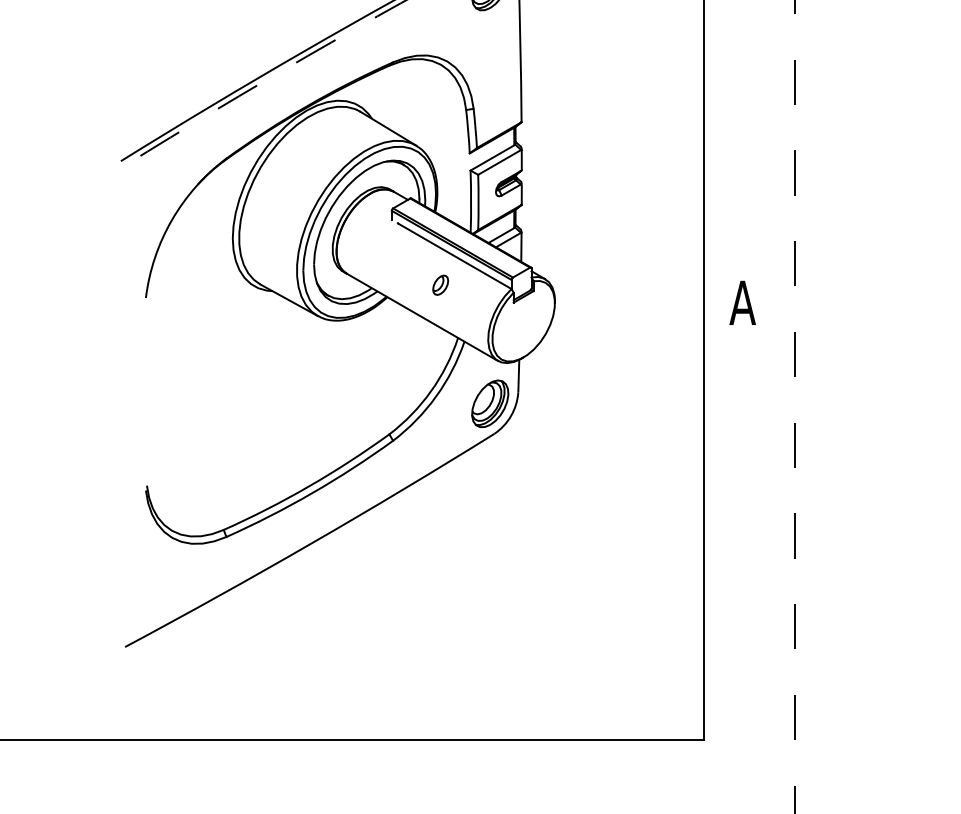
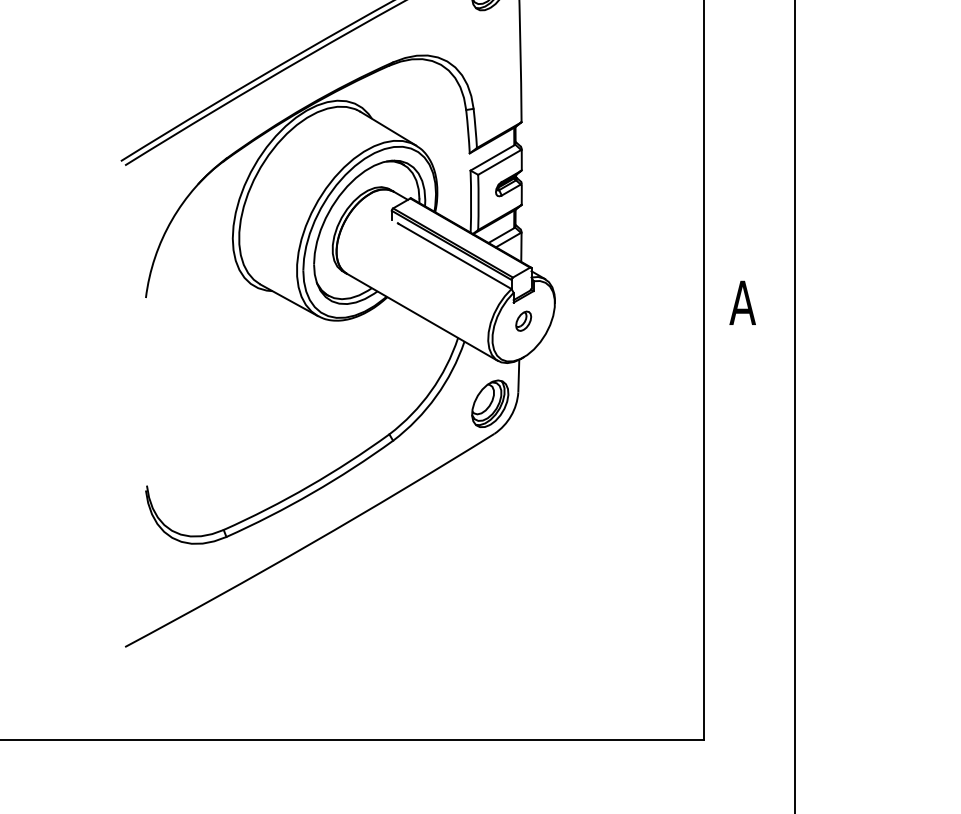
arc: dashed -> solid (265, 81)
part position: (440, 284) -> (523, 320) (523, 320)
line: dashed -> solid (795, 406)
